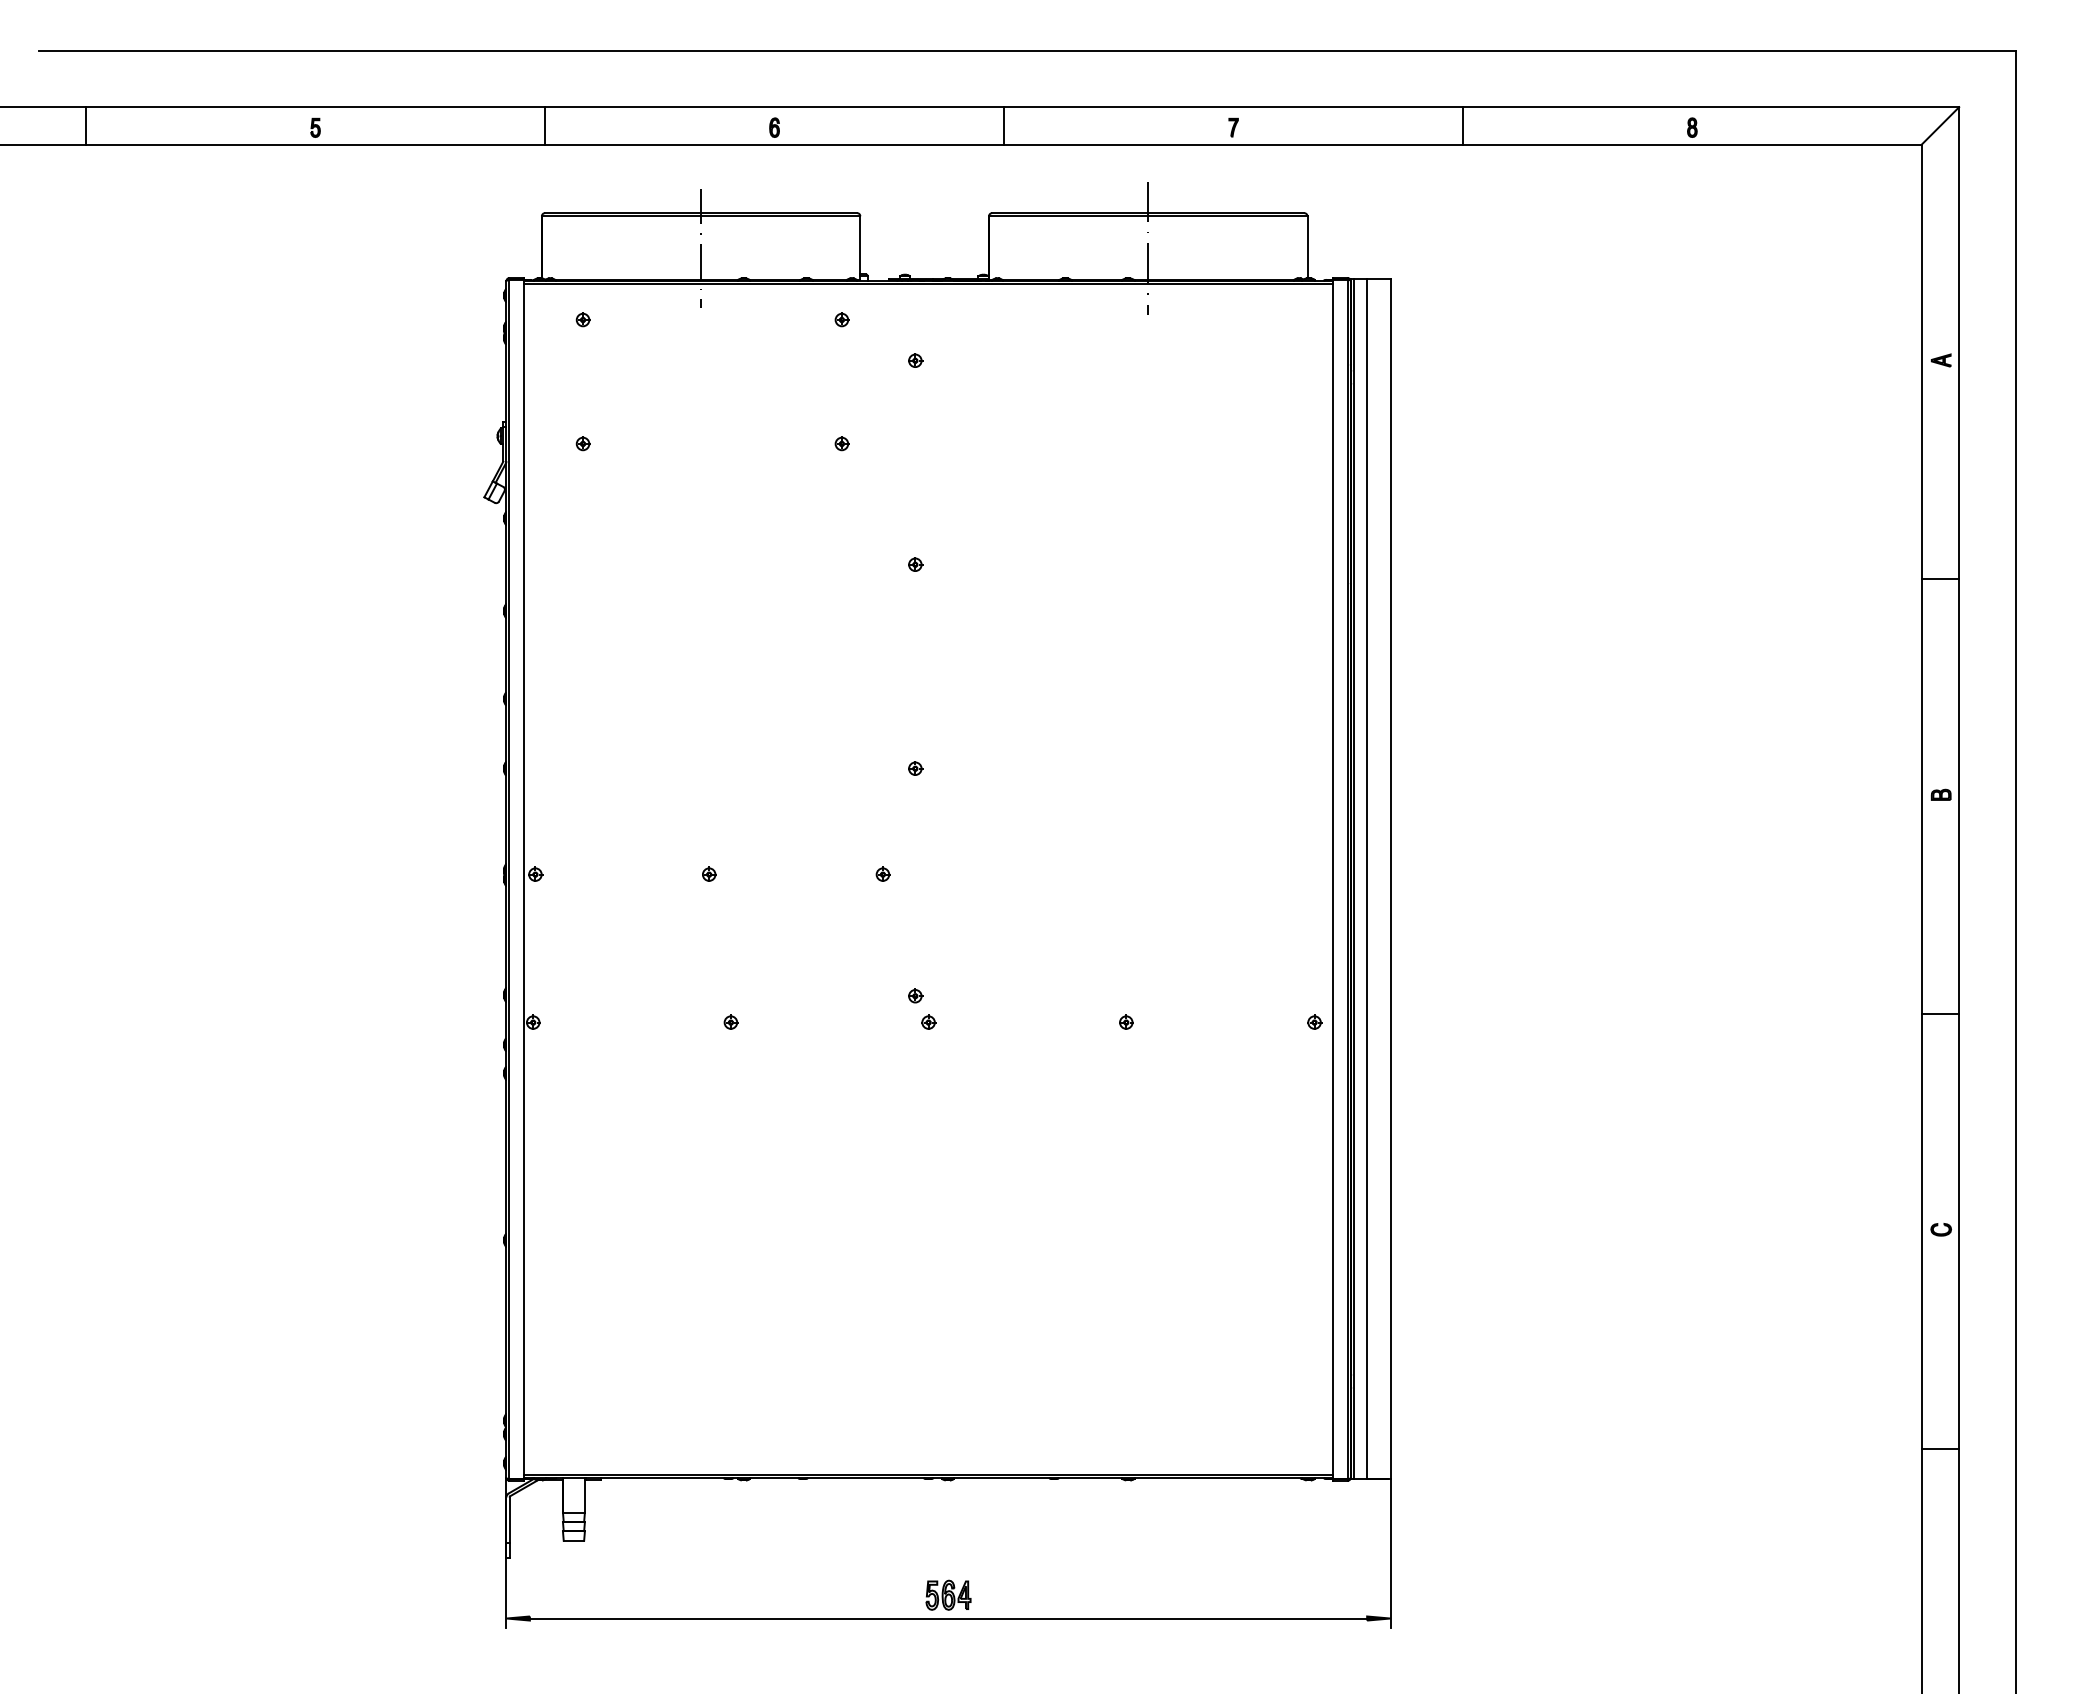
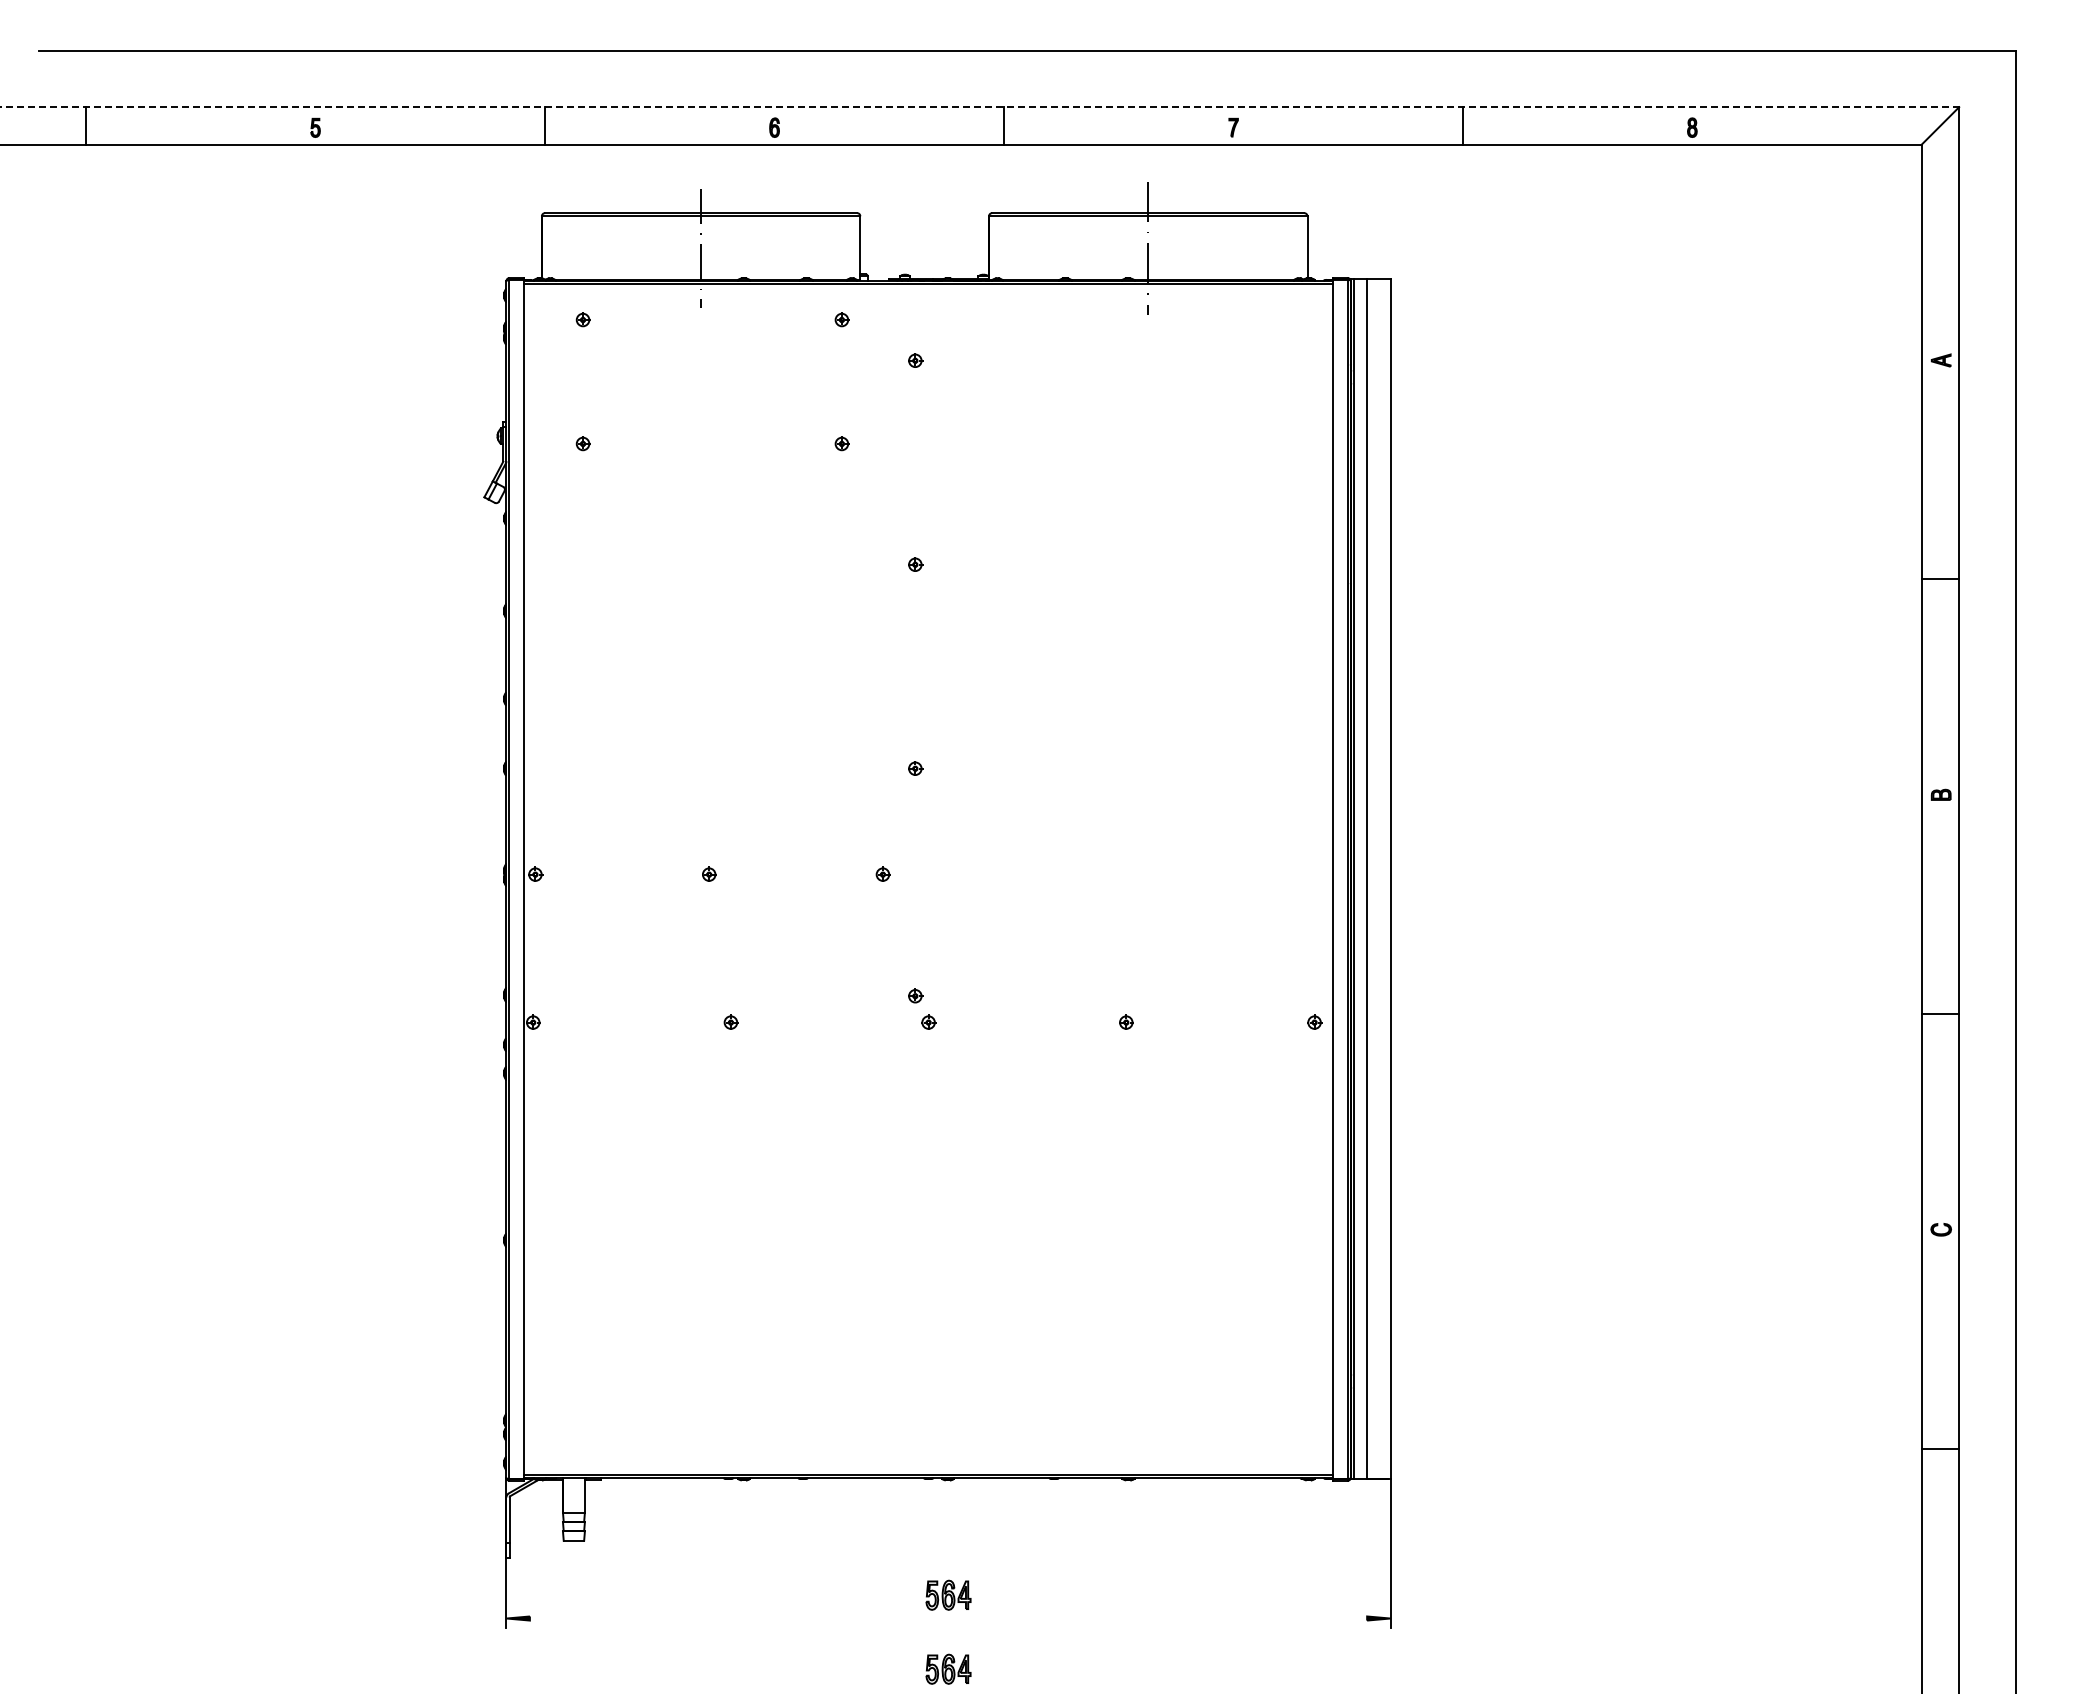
line: solid -> dashed (980, 107)
line: present -> none (948, 1618)
part: none -> present (948, 1668)
